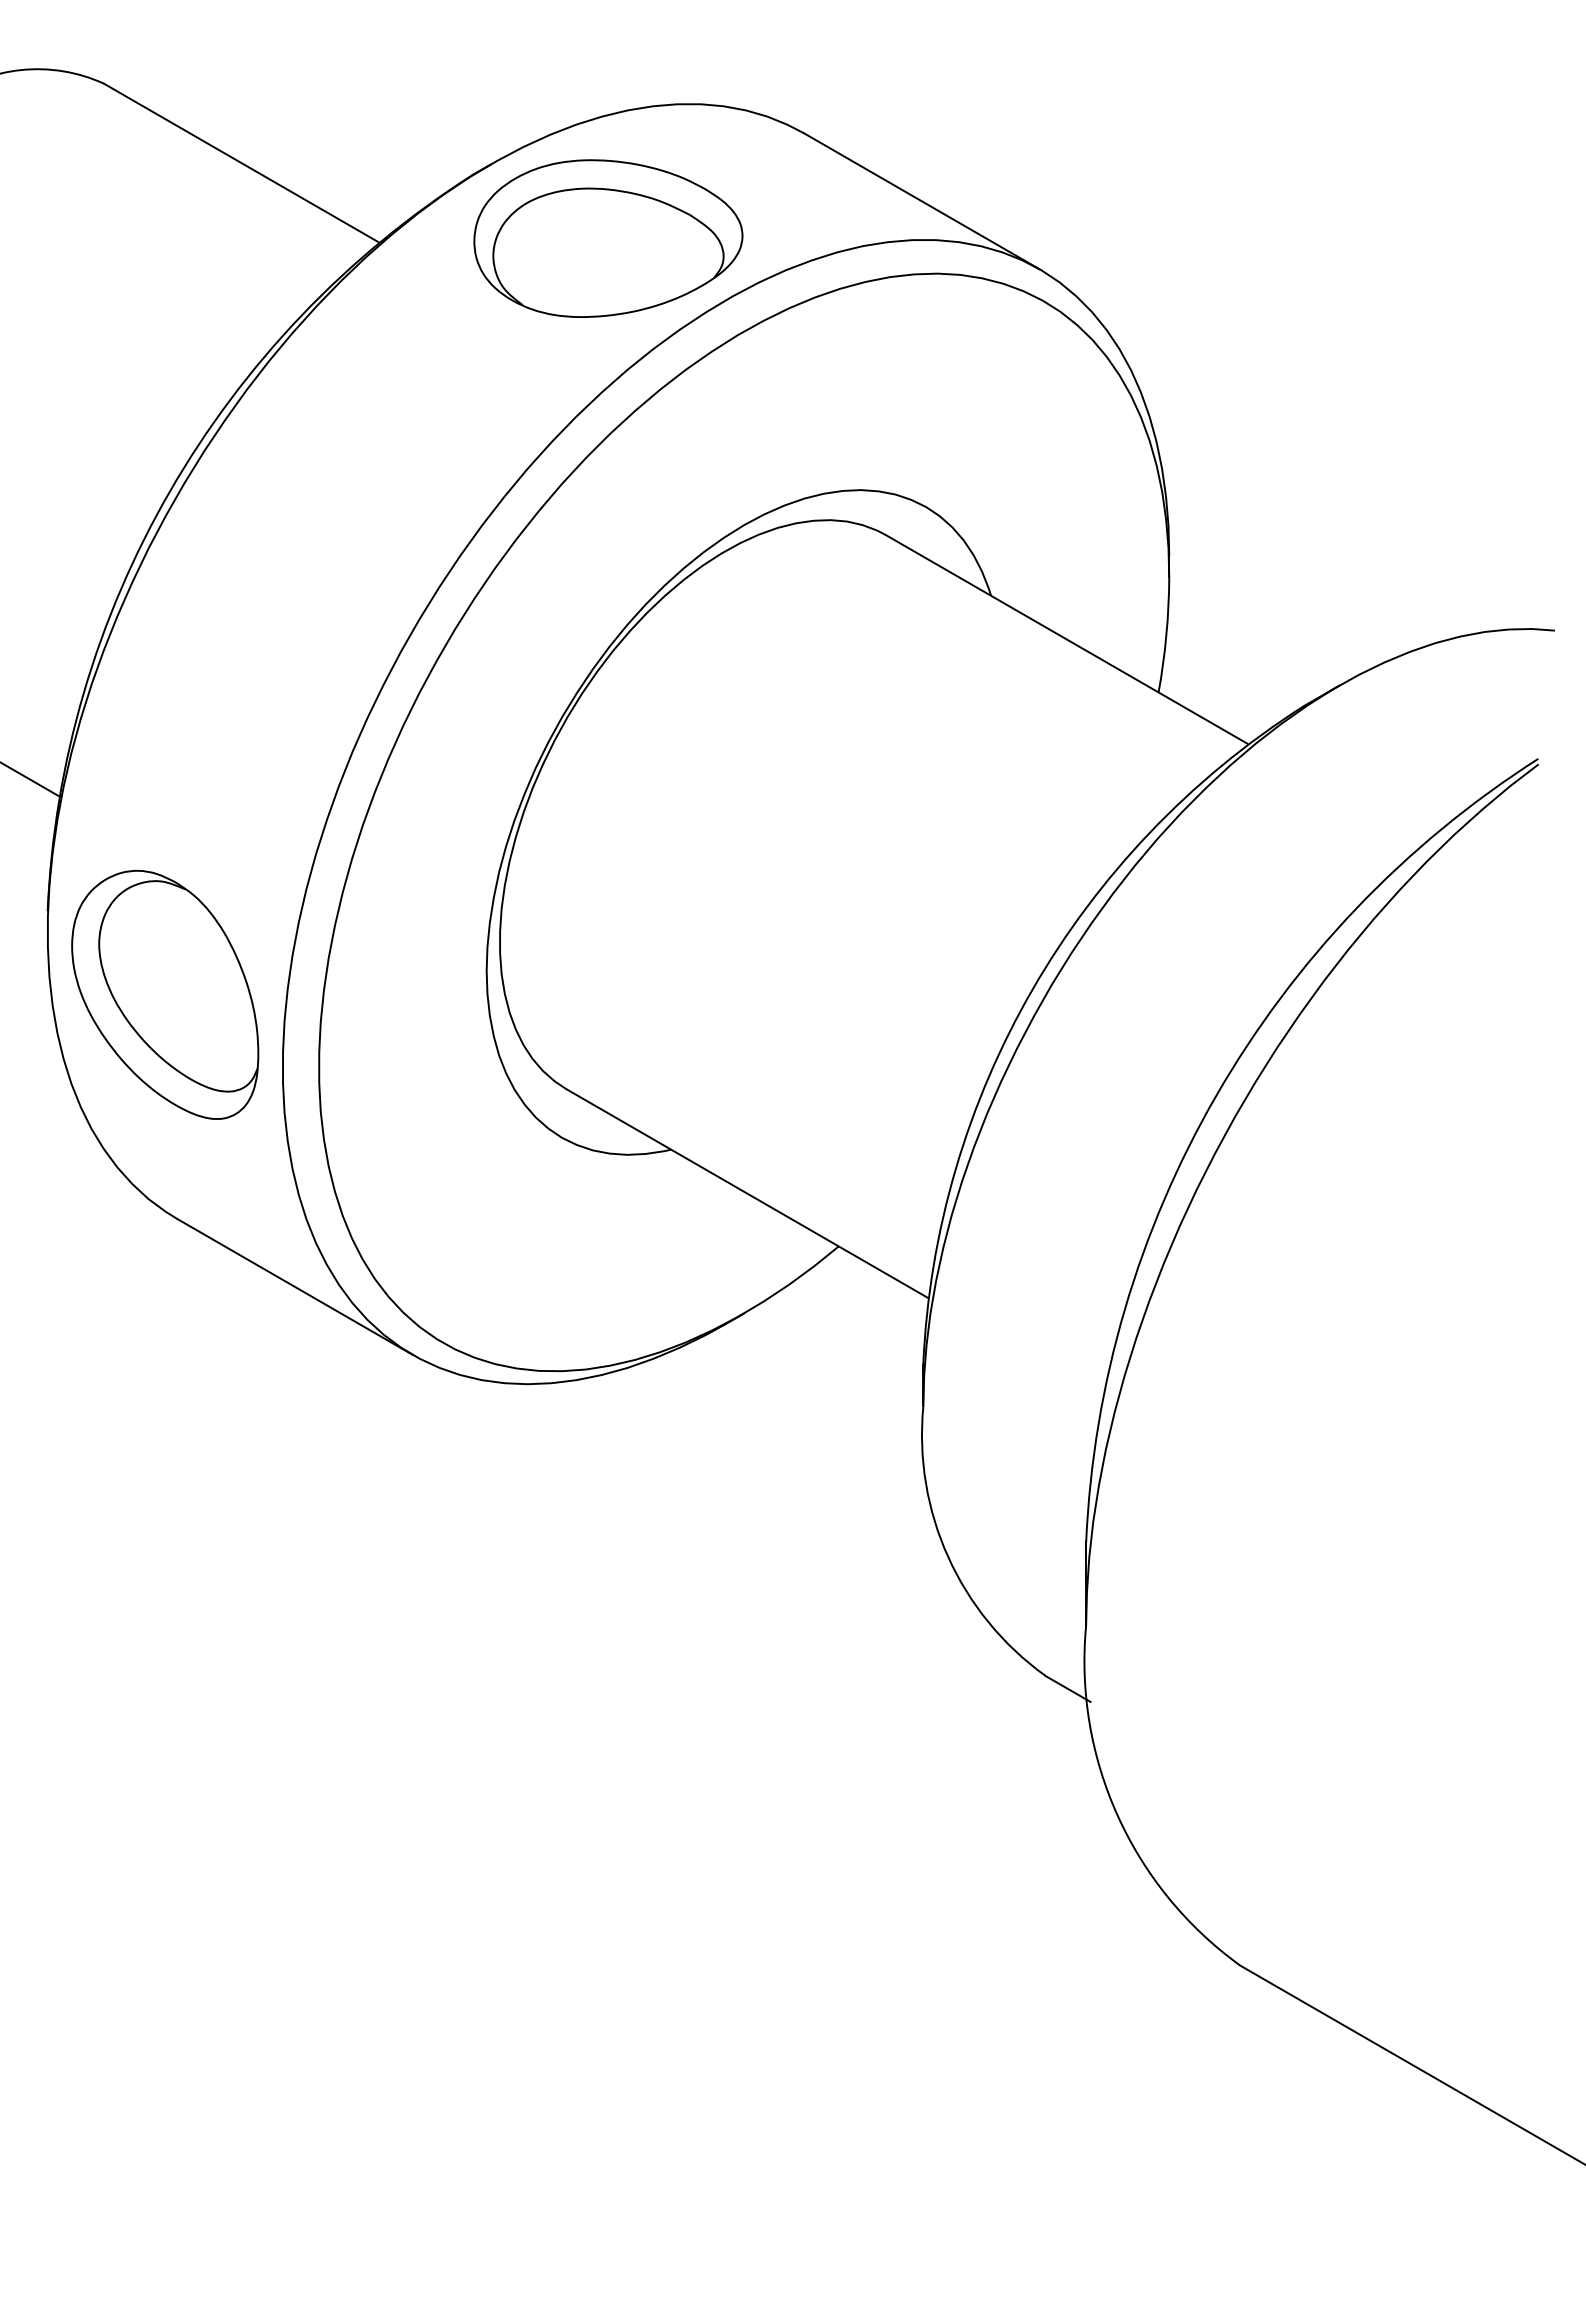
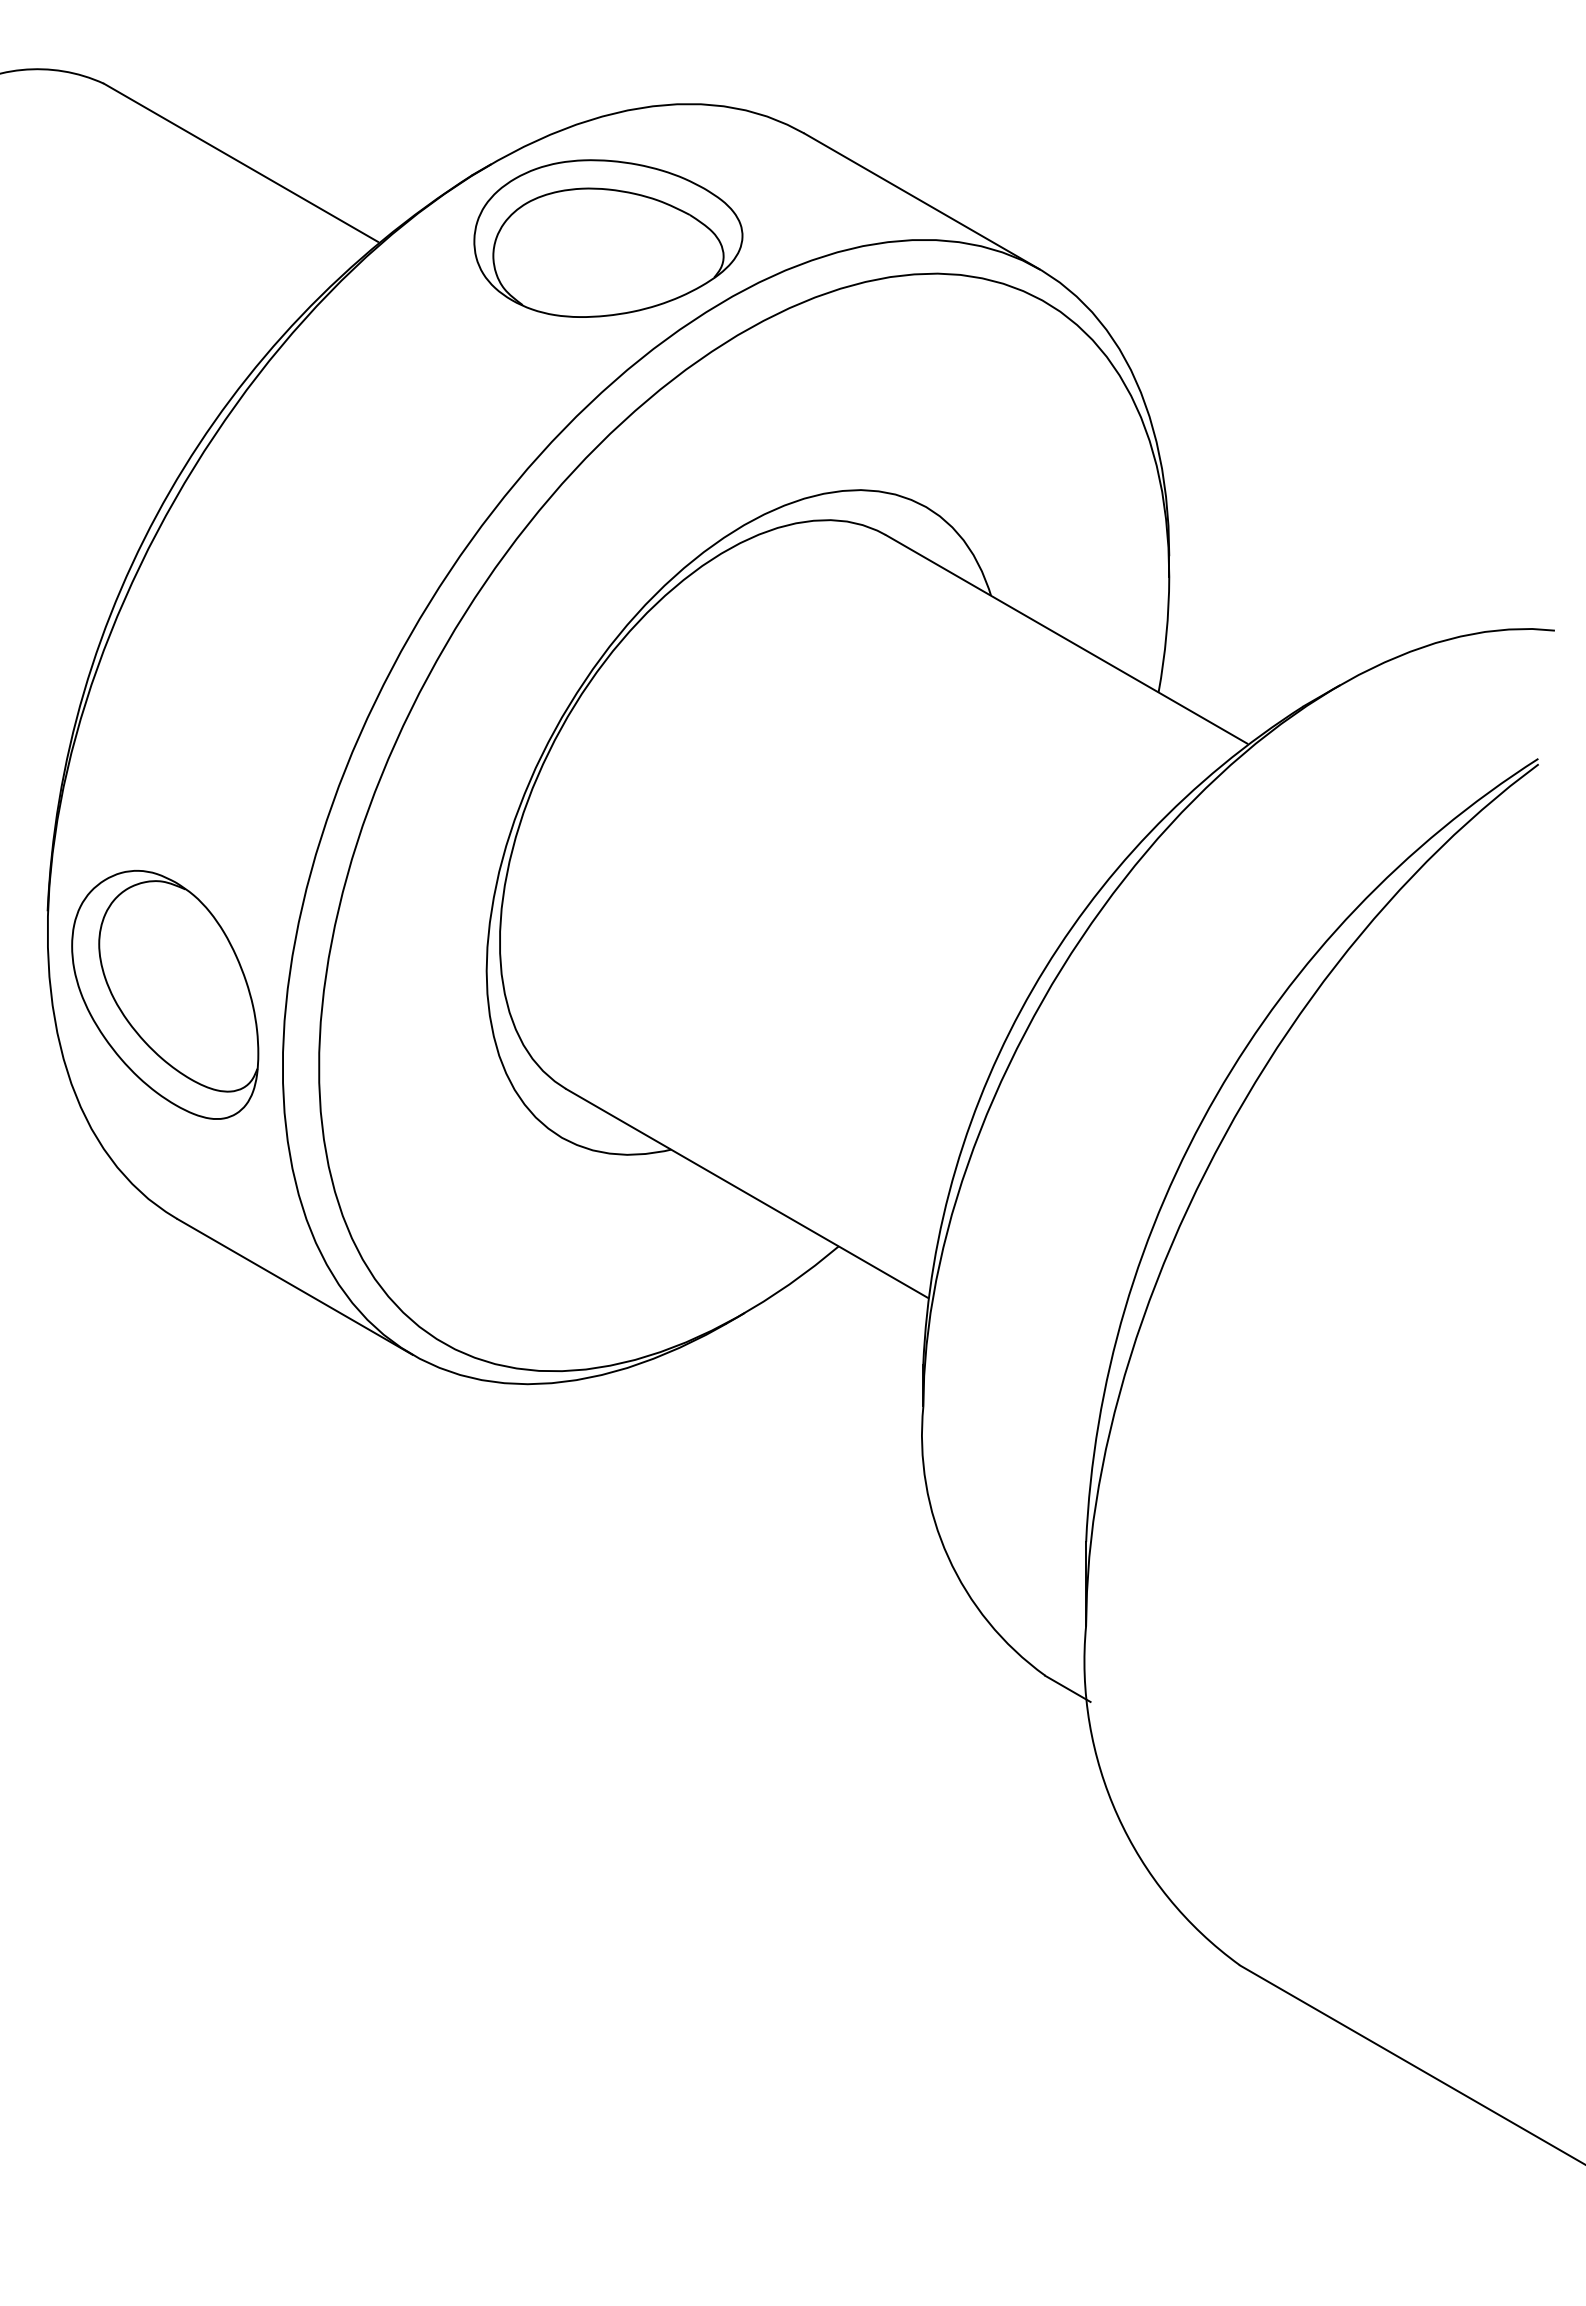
line: present -> none (30, 779)
